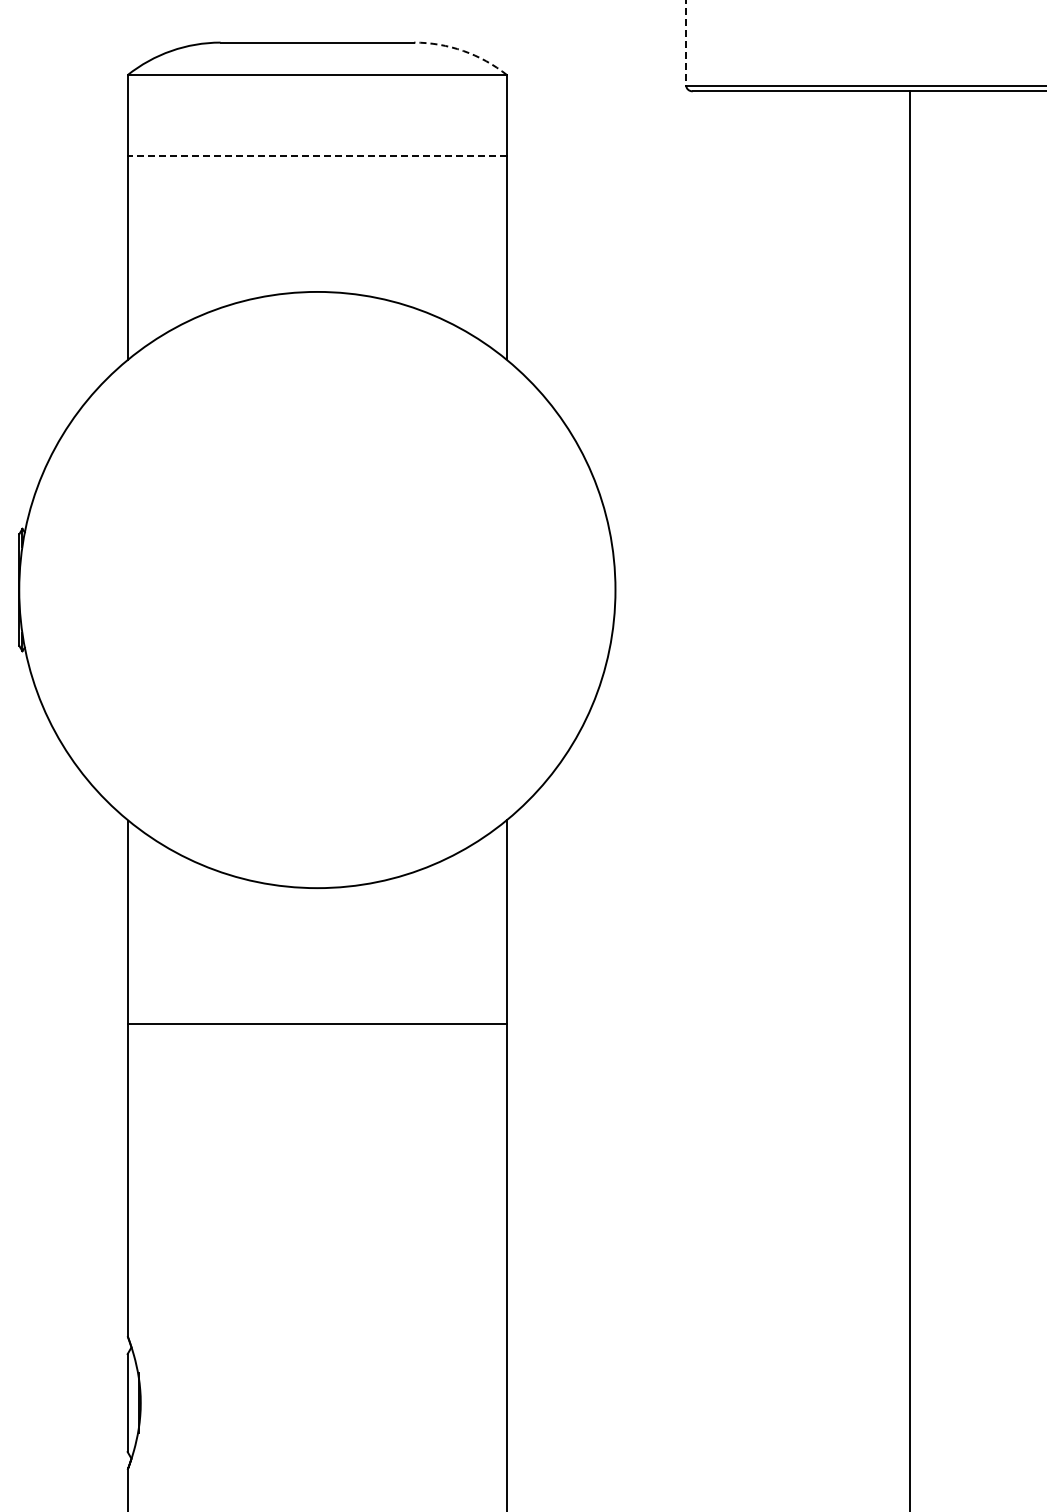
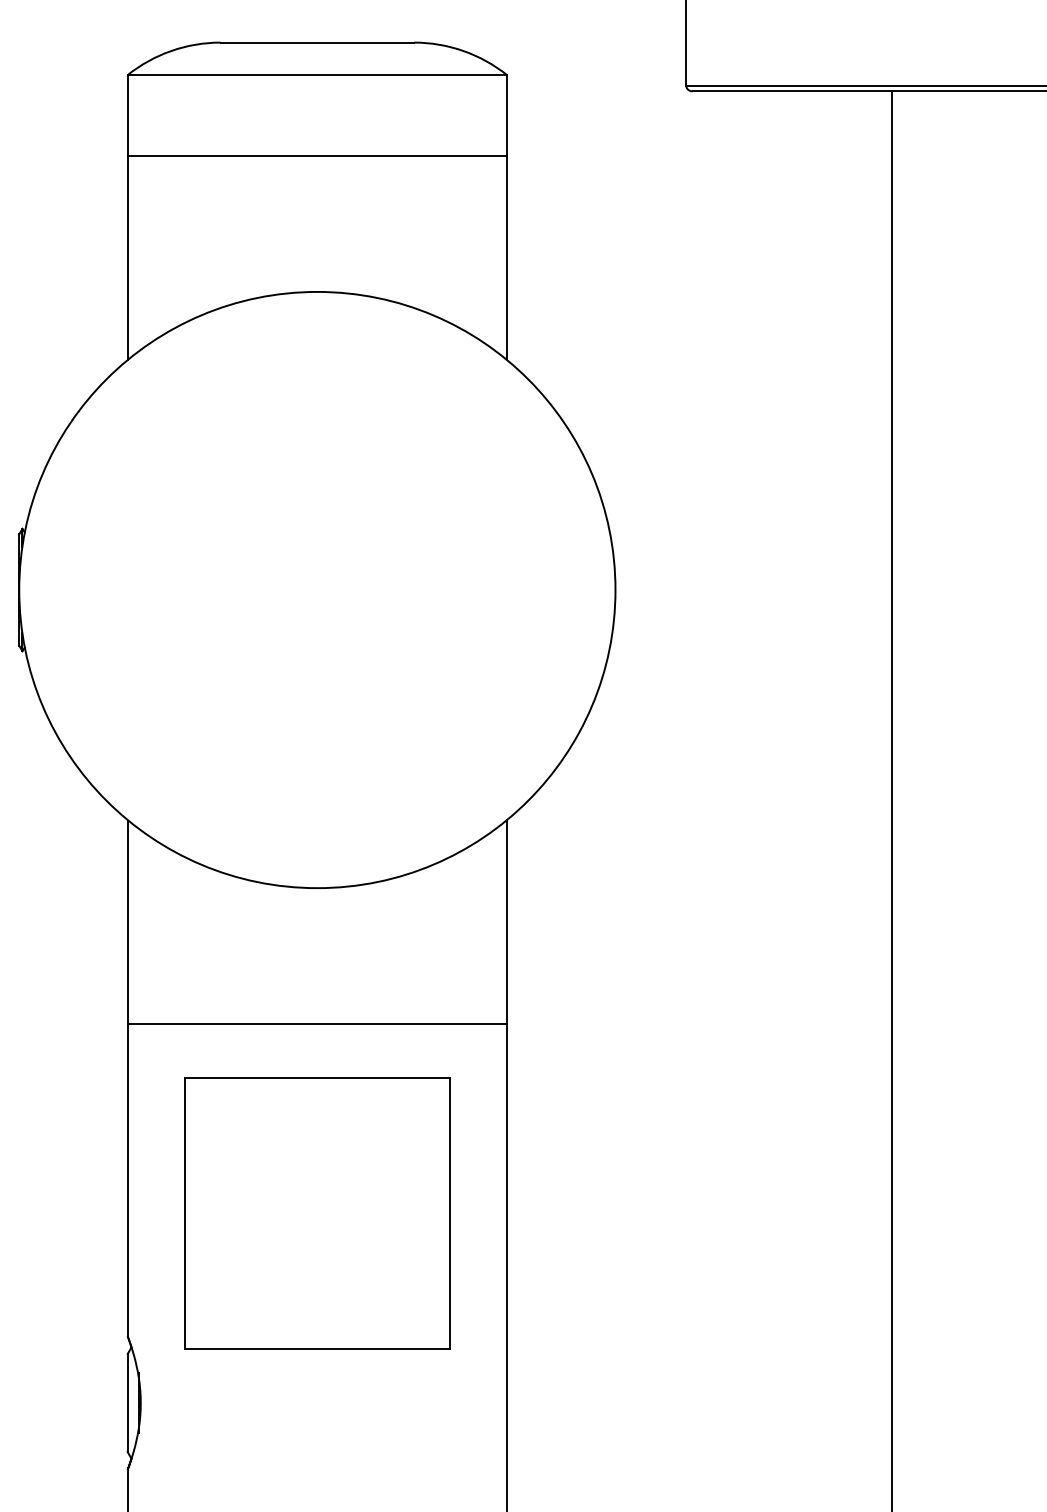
line: dashed -> solid (686, 42)
arc: dashed -> solid (463, 50)
line: dashed -> solid (317, 156)
line position: (909, 799) -> (891, 799) (891, 799)
part: none -> present (317, 1213)
